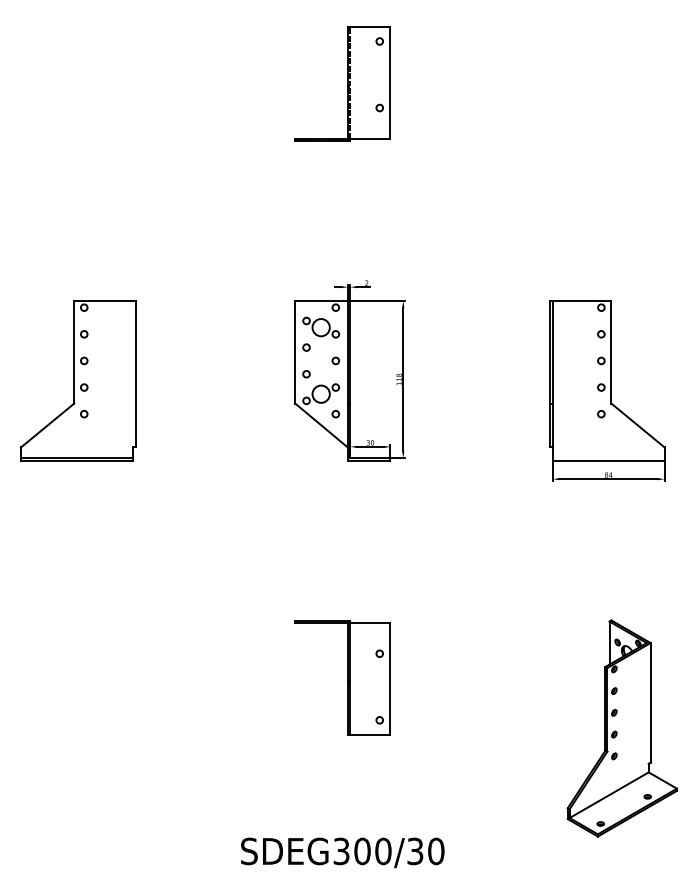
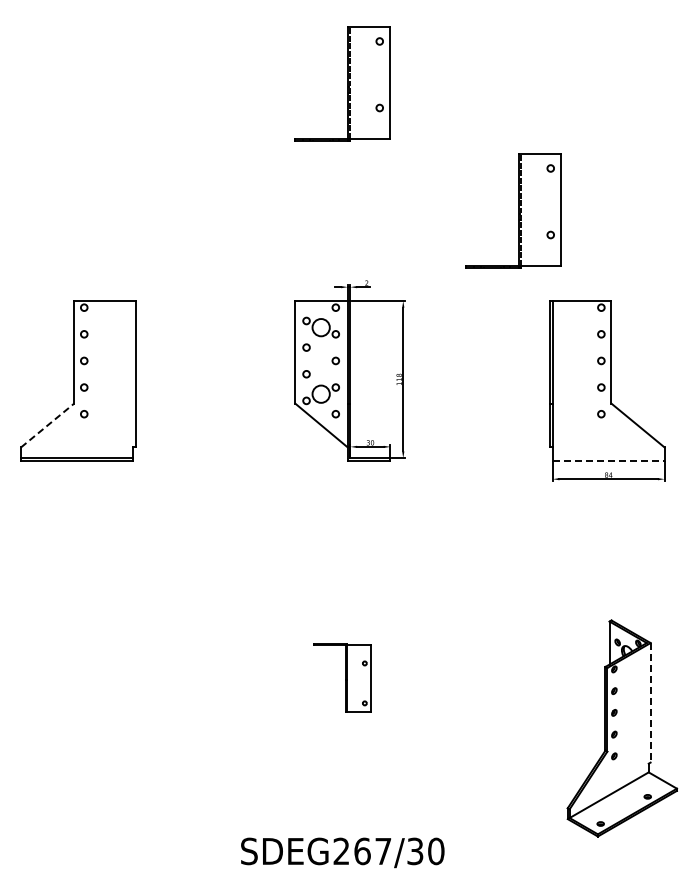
part: none -> present (513, 210)
line: solid -> dashed (47, 425)
line: solid -> dashed (608, 460)
part size: 97x116 px -> 59x70 px (342, 677)
line: solid -> dashed (650, 702)
text: SDEG300/30 -> SDEG267/30 (362, 851)
